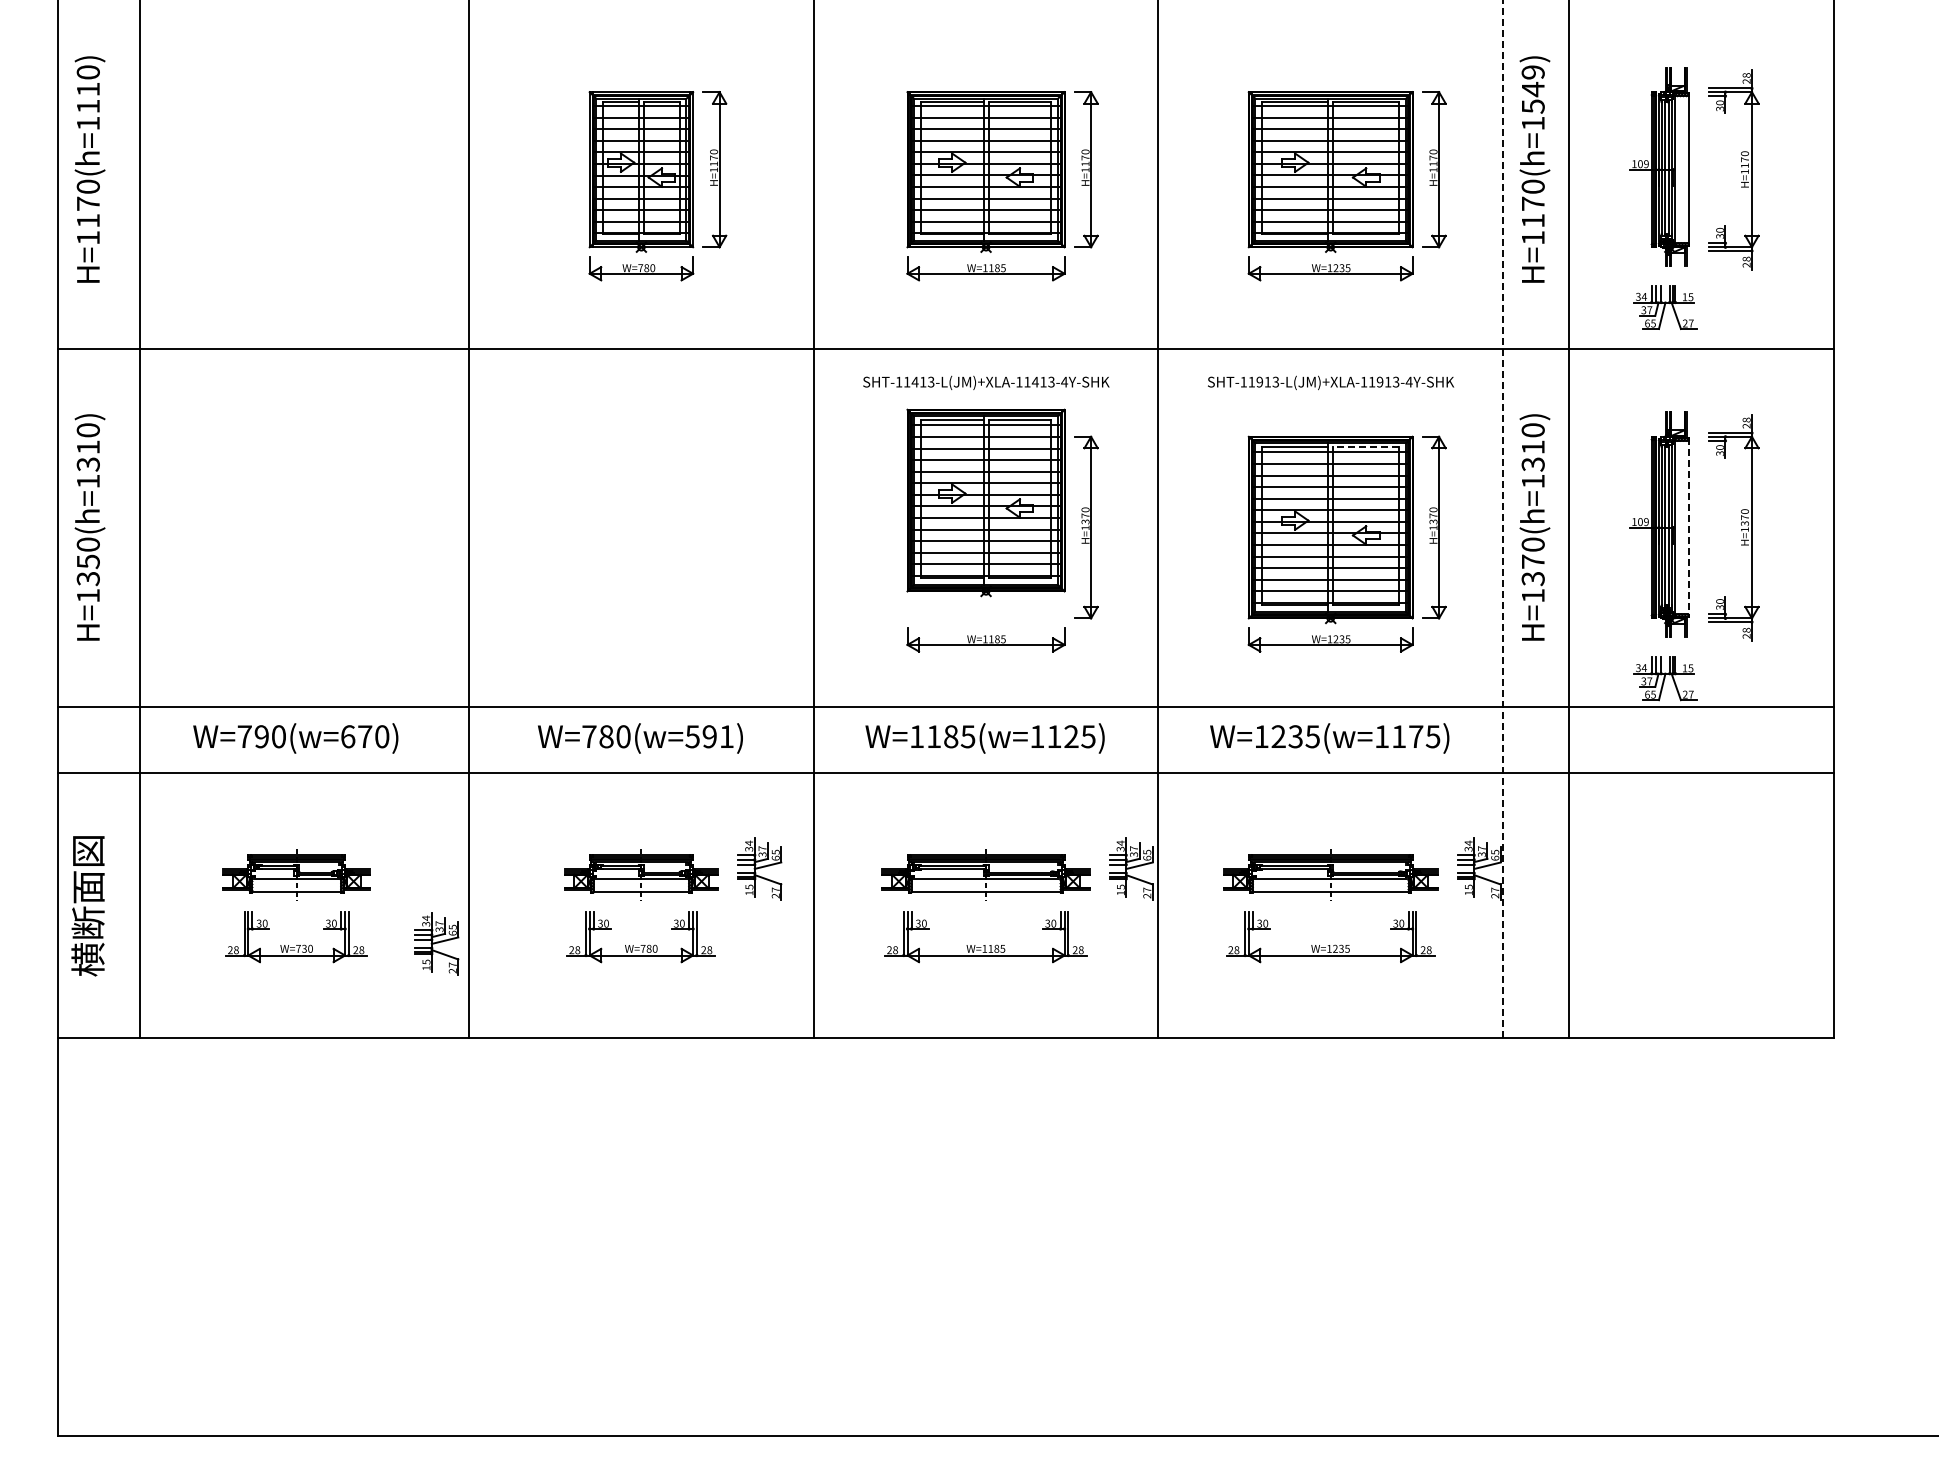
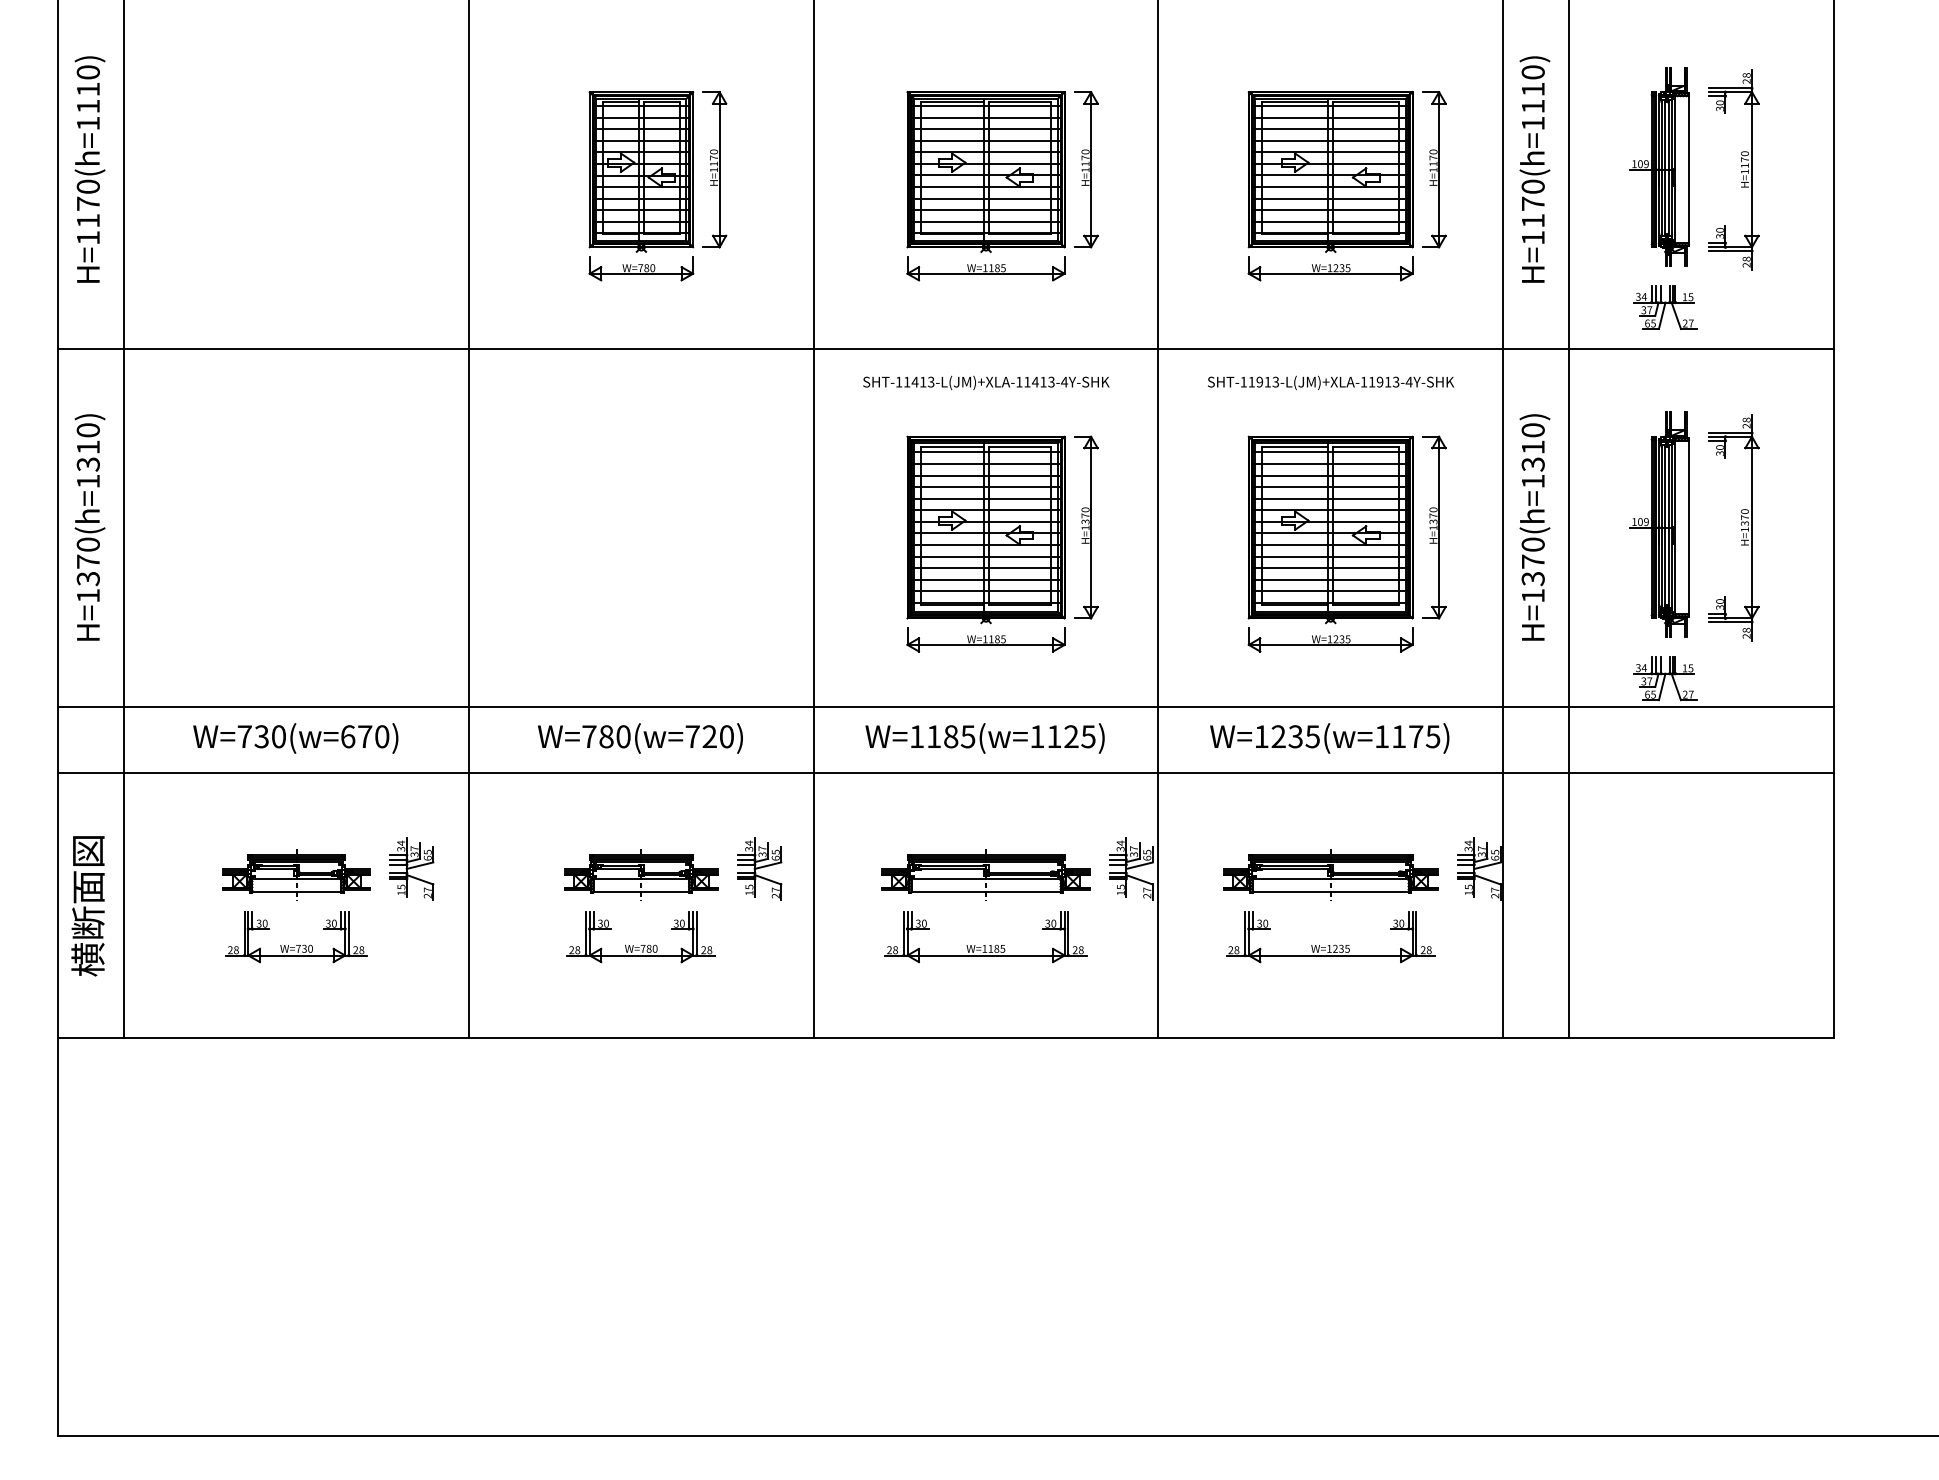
text: H=1170(h=1549) -> H=1170(h=1110) (1532, 89)
line: dashed -> solid (1365, 447)
part position: (985, 502) -> (985, 529) (985, 529)
line position: (140, 519) -> (124, 519) (124, 519)
line: dashed -> solid (1503, 519)
line: dashed -> solid (1689, 528)
text: H=1350(h=1310) -> H=1370(h=1310) (88, 561)
text: W=790(w=670) -> W=730(w=670) (261, 736)
text: W=780(w=591) -> W=780(w=720) (709, 736)
part position: (436, 943) -> (411, 868) (411, 868)
